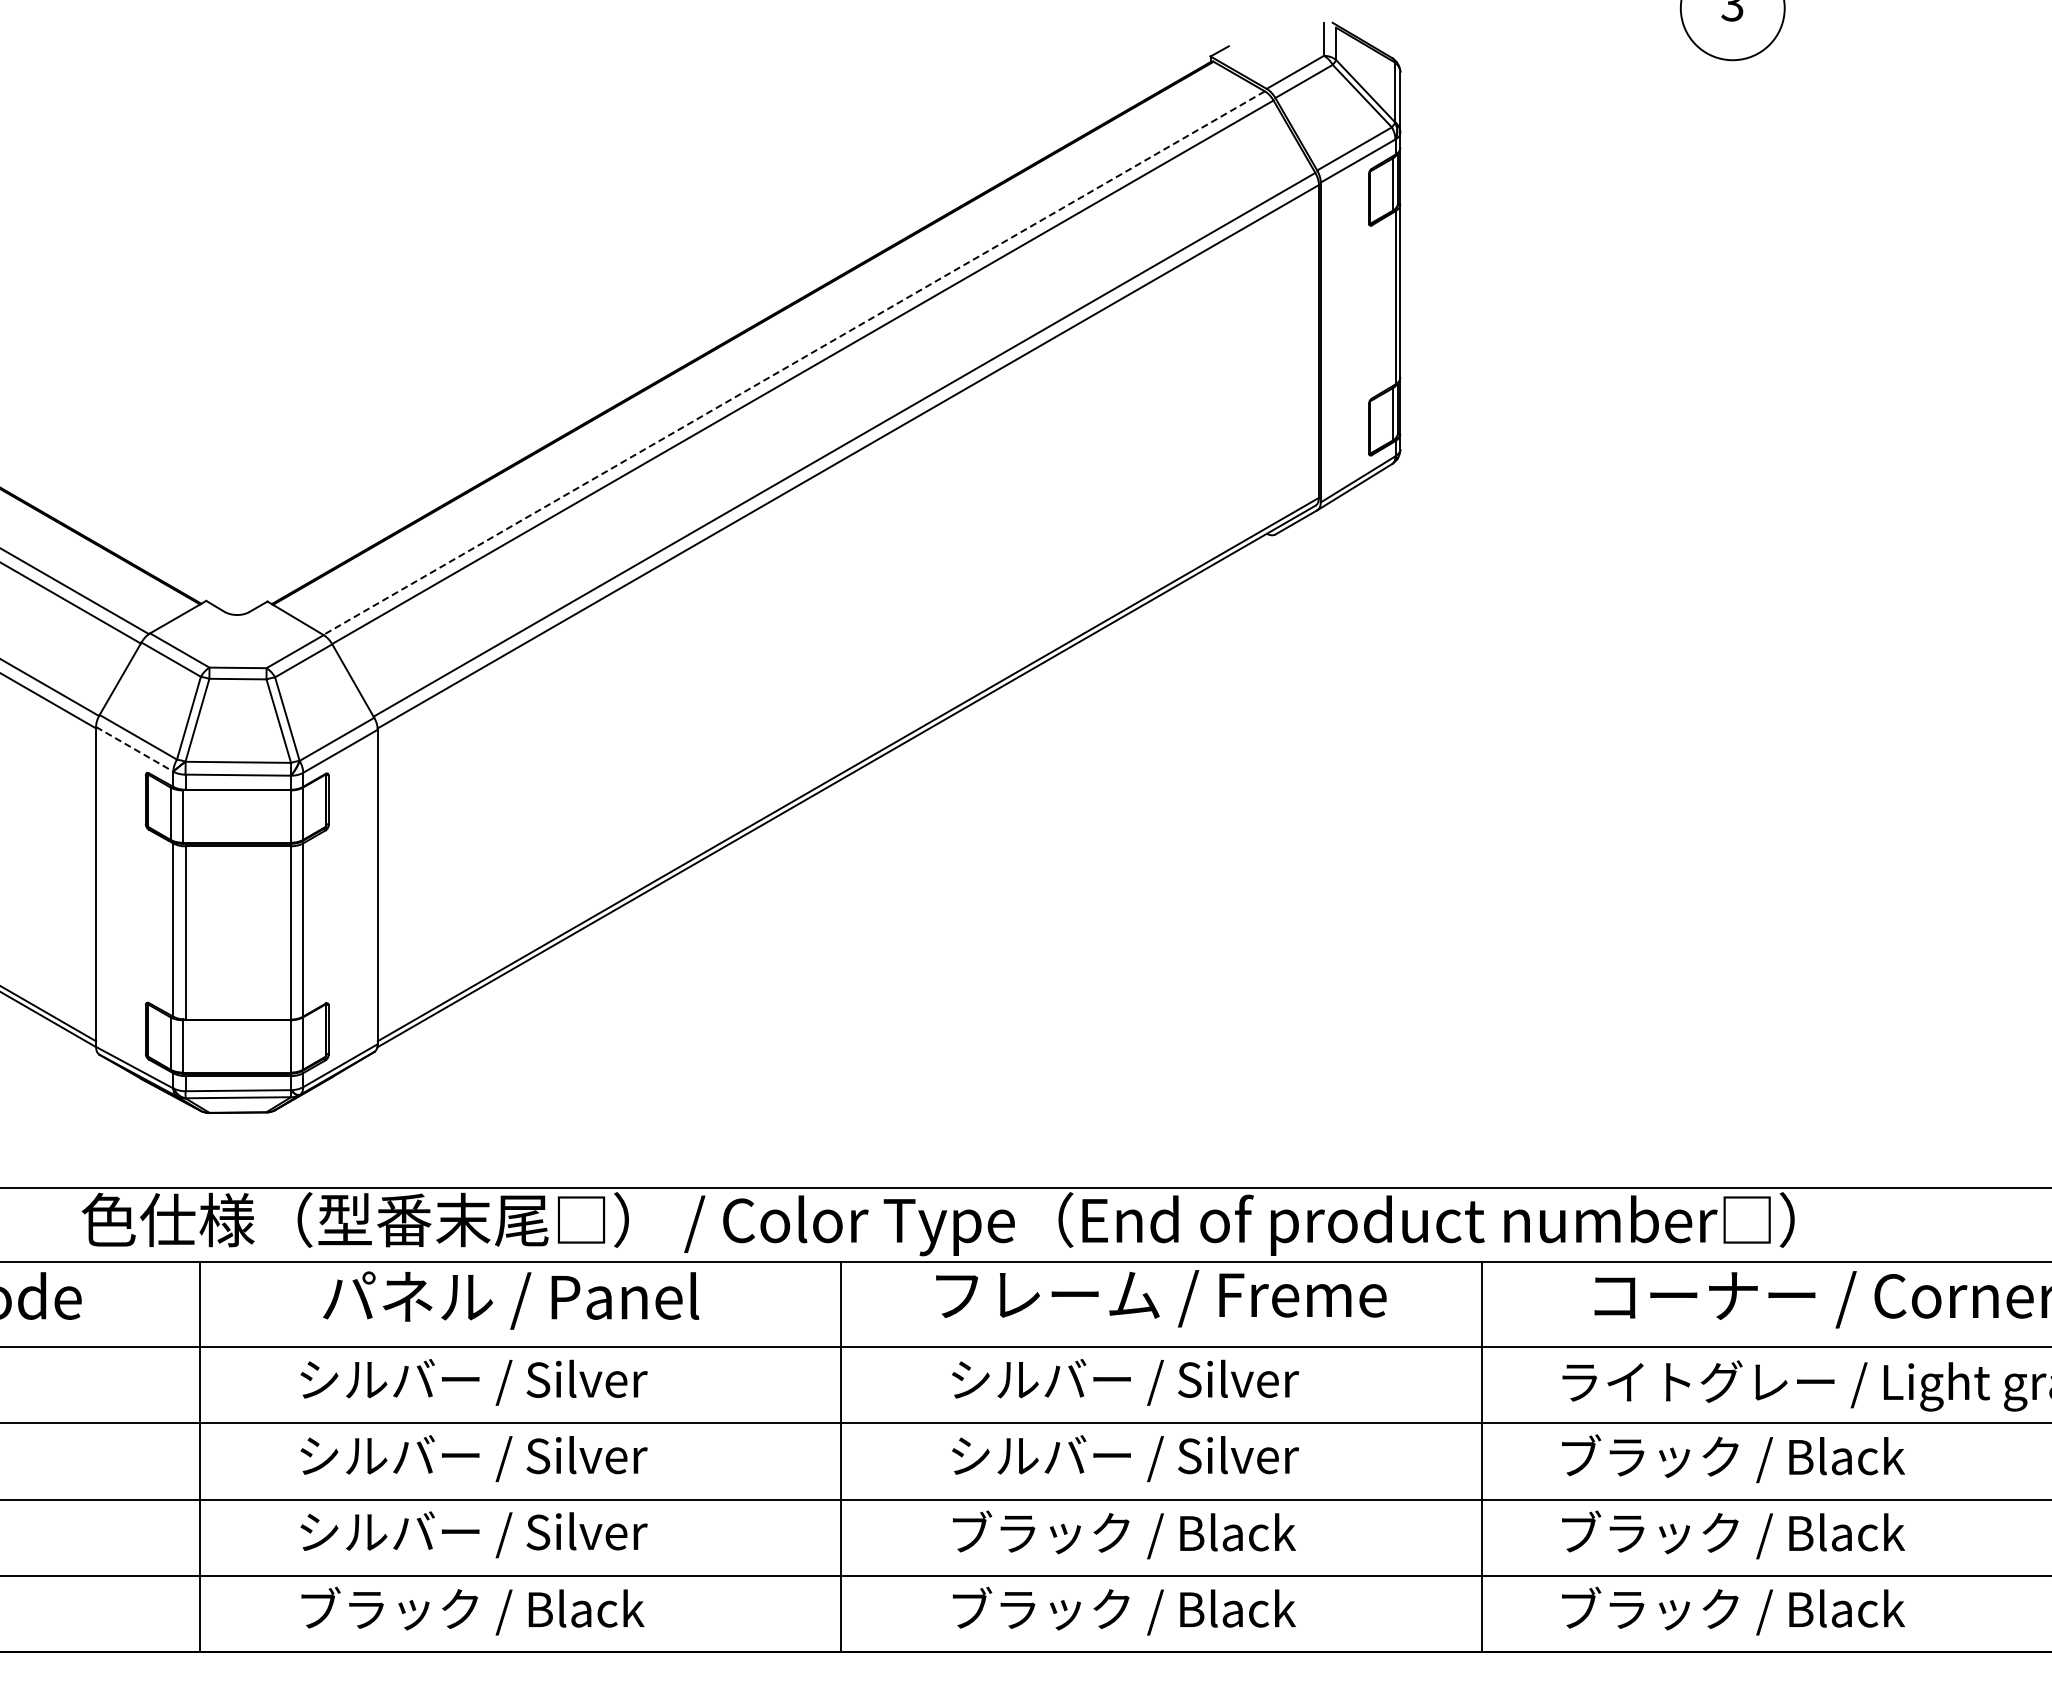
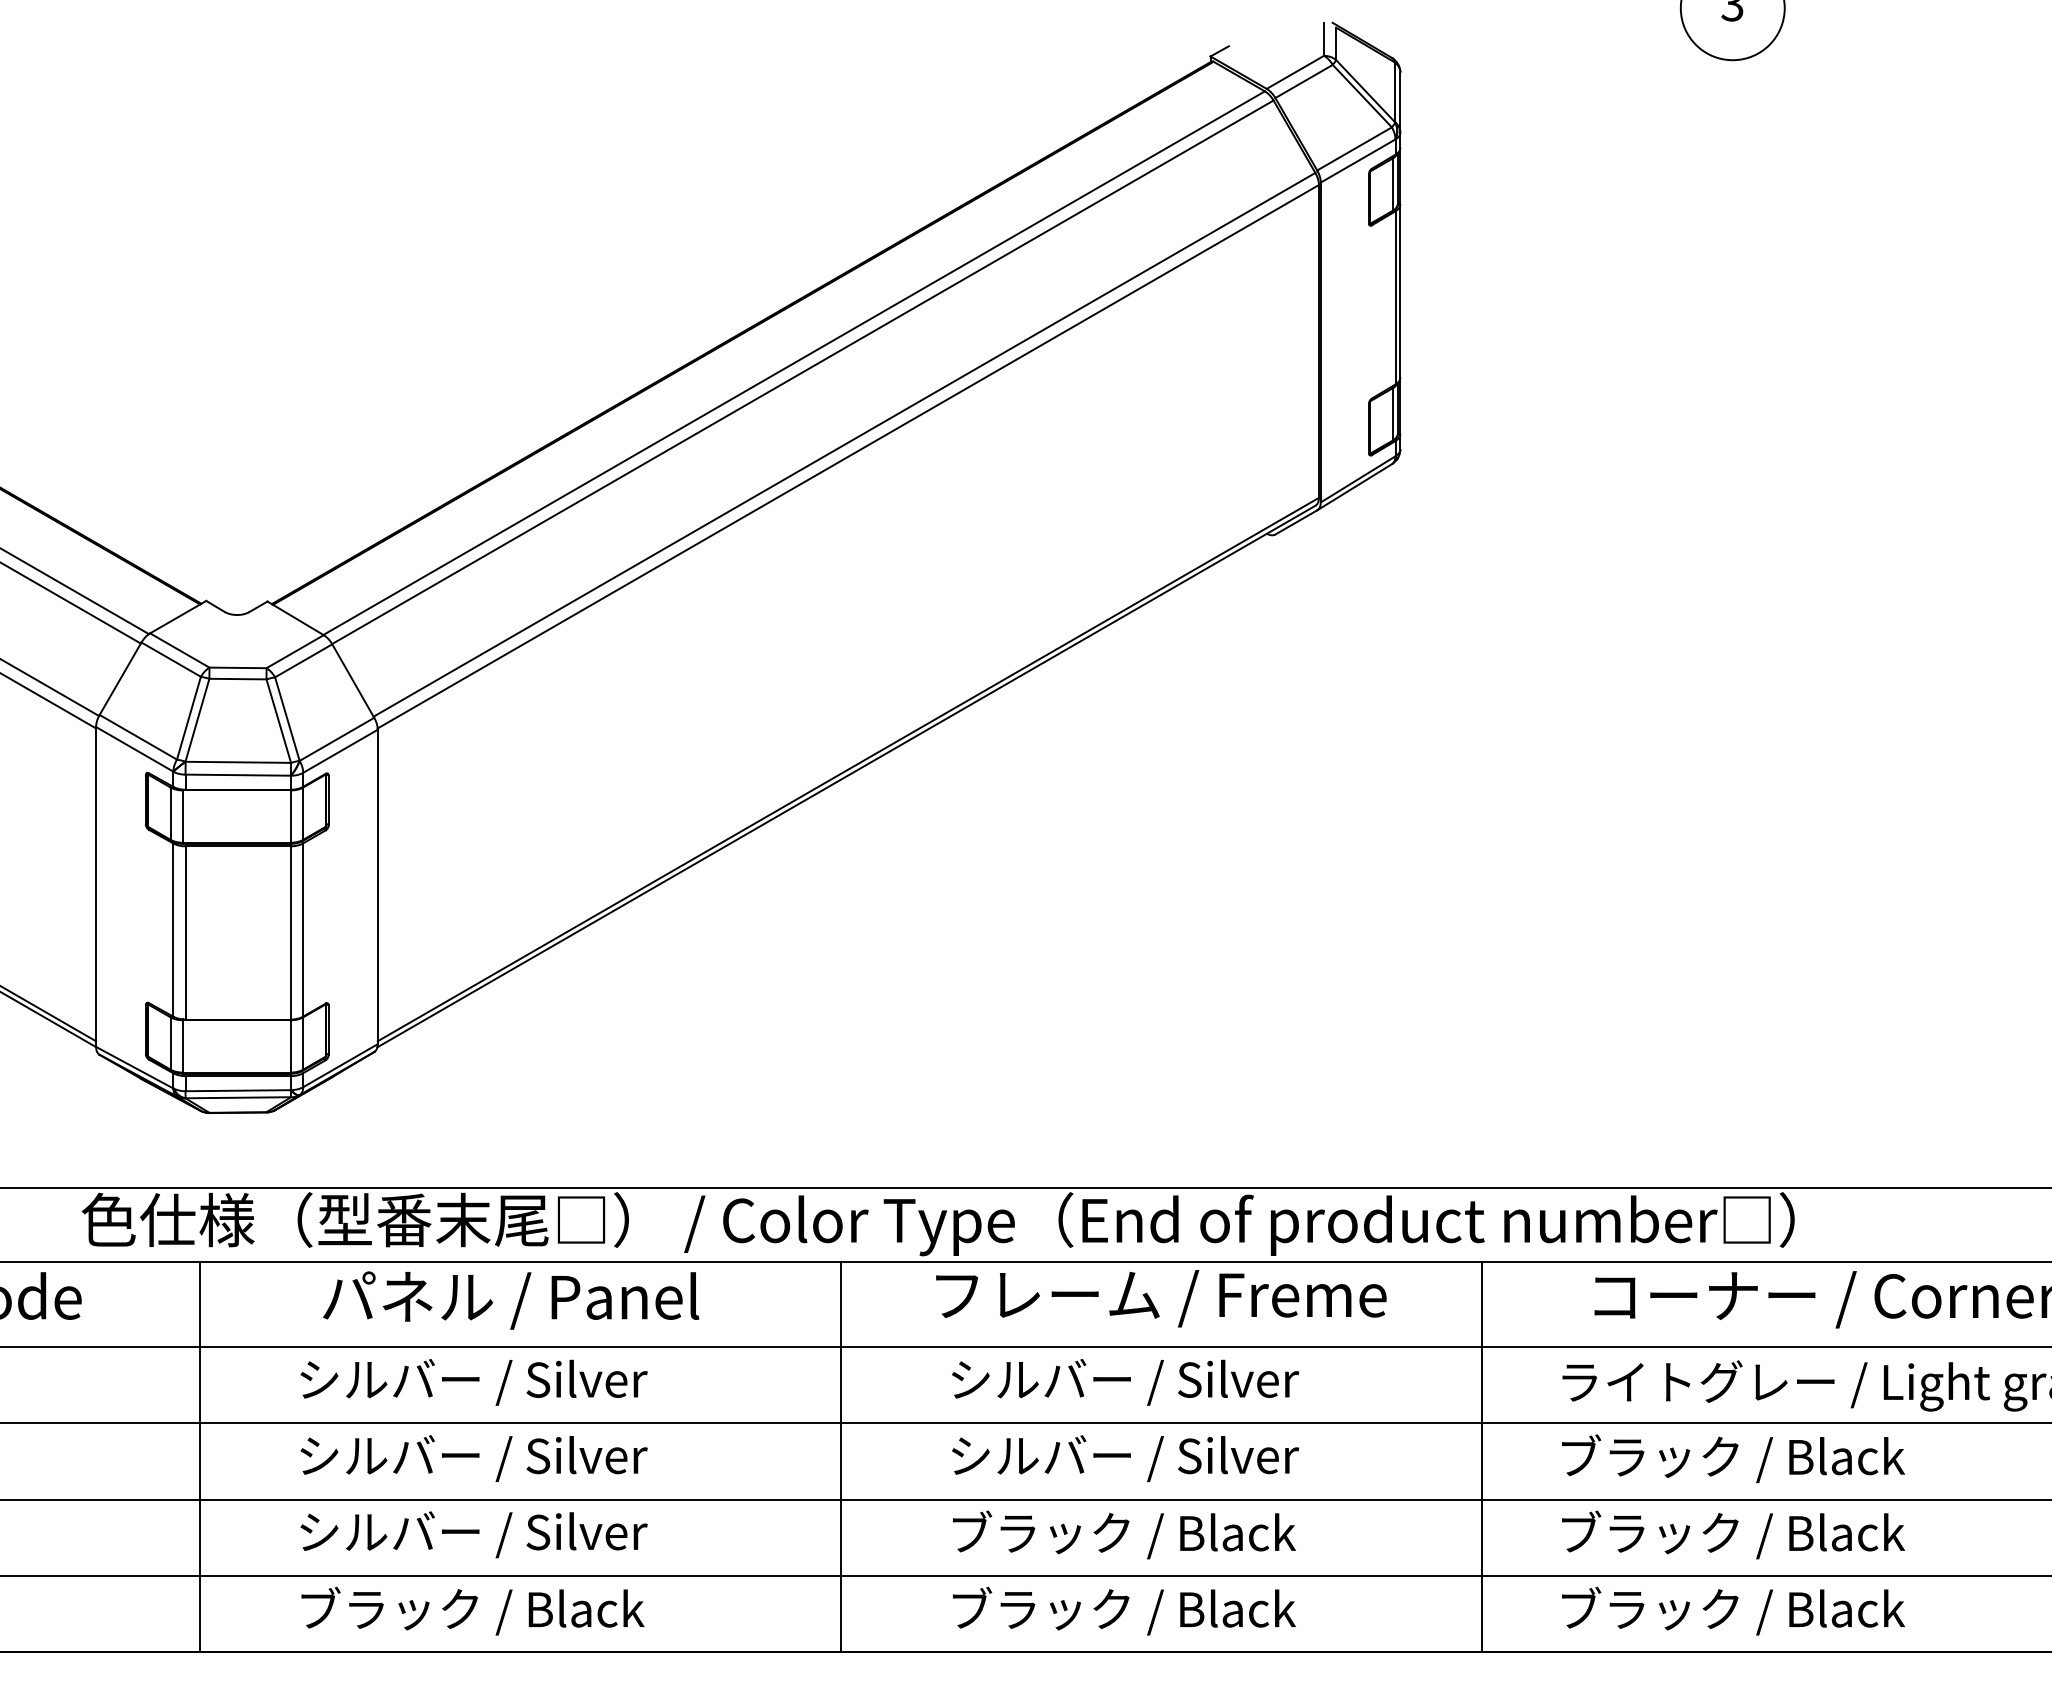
line: dashed -> solid (794, 363)
line: dashed -> solid (134, 749)
